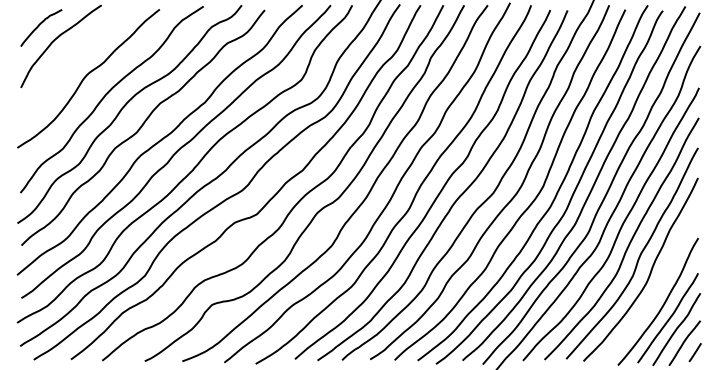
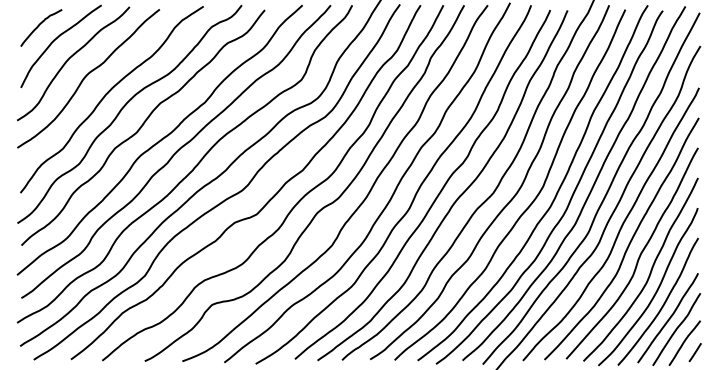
curve: none -> present (69, 59)
curve: none -> present (655, 291)
